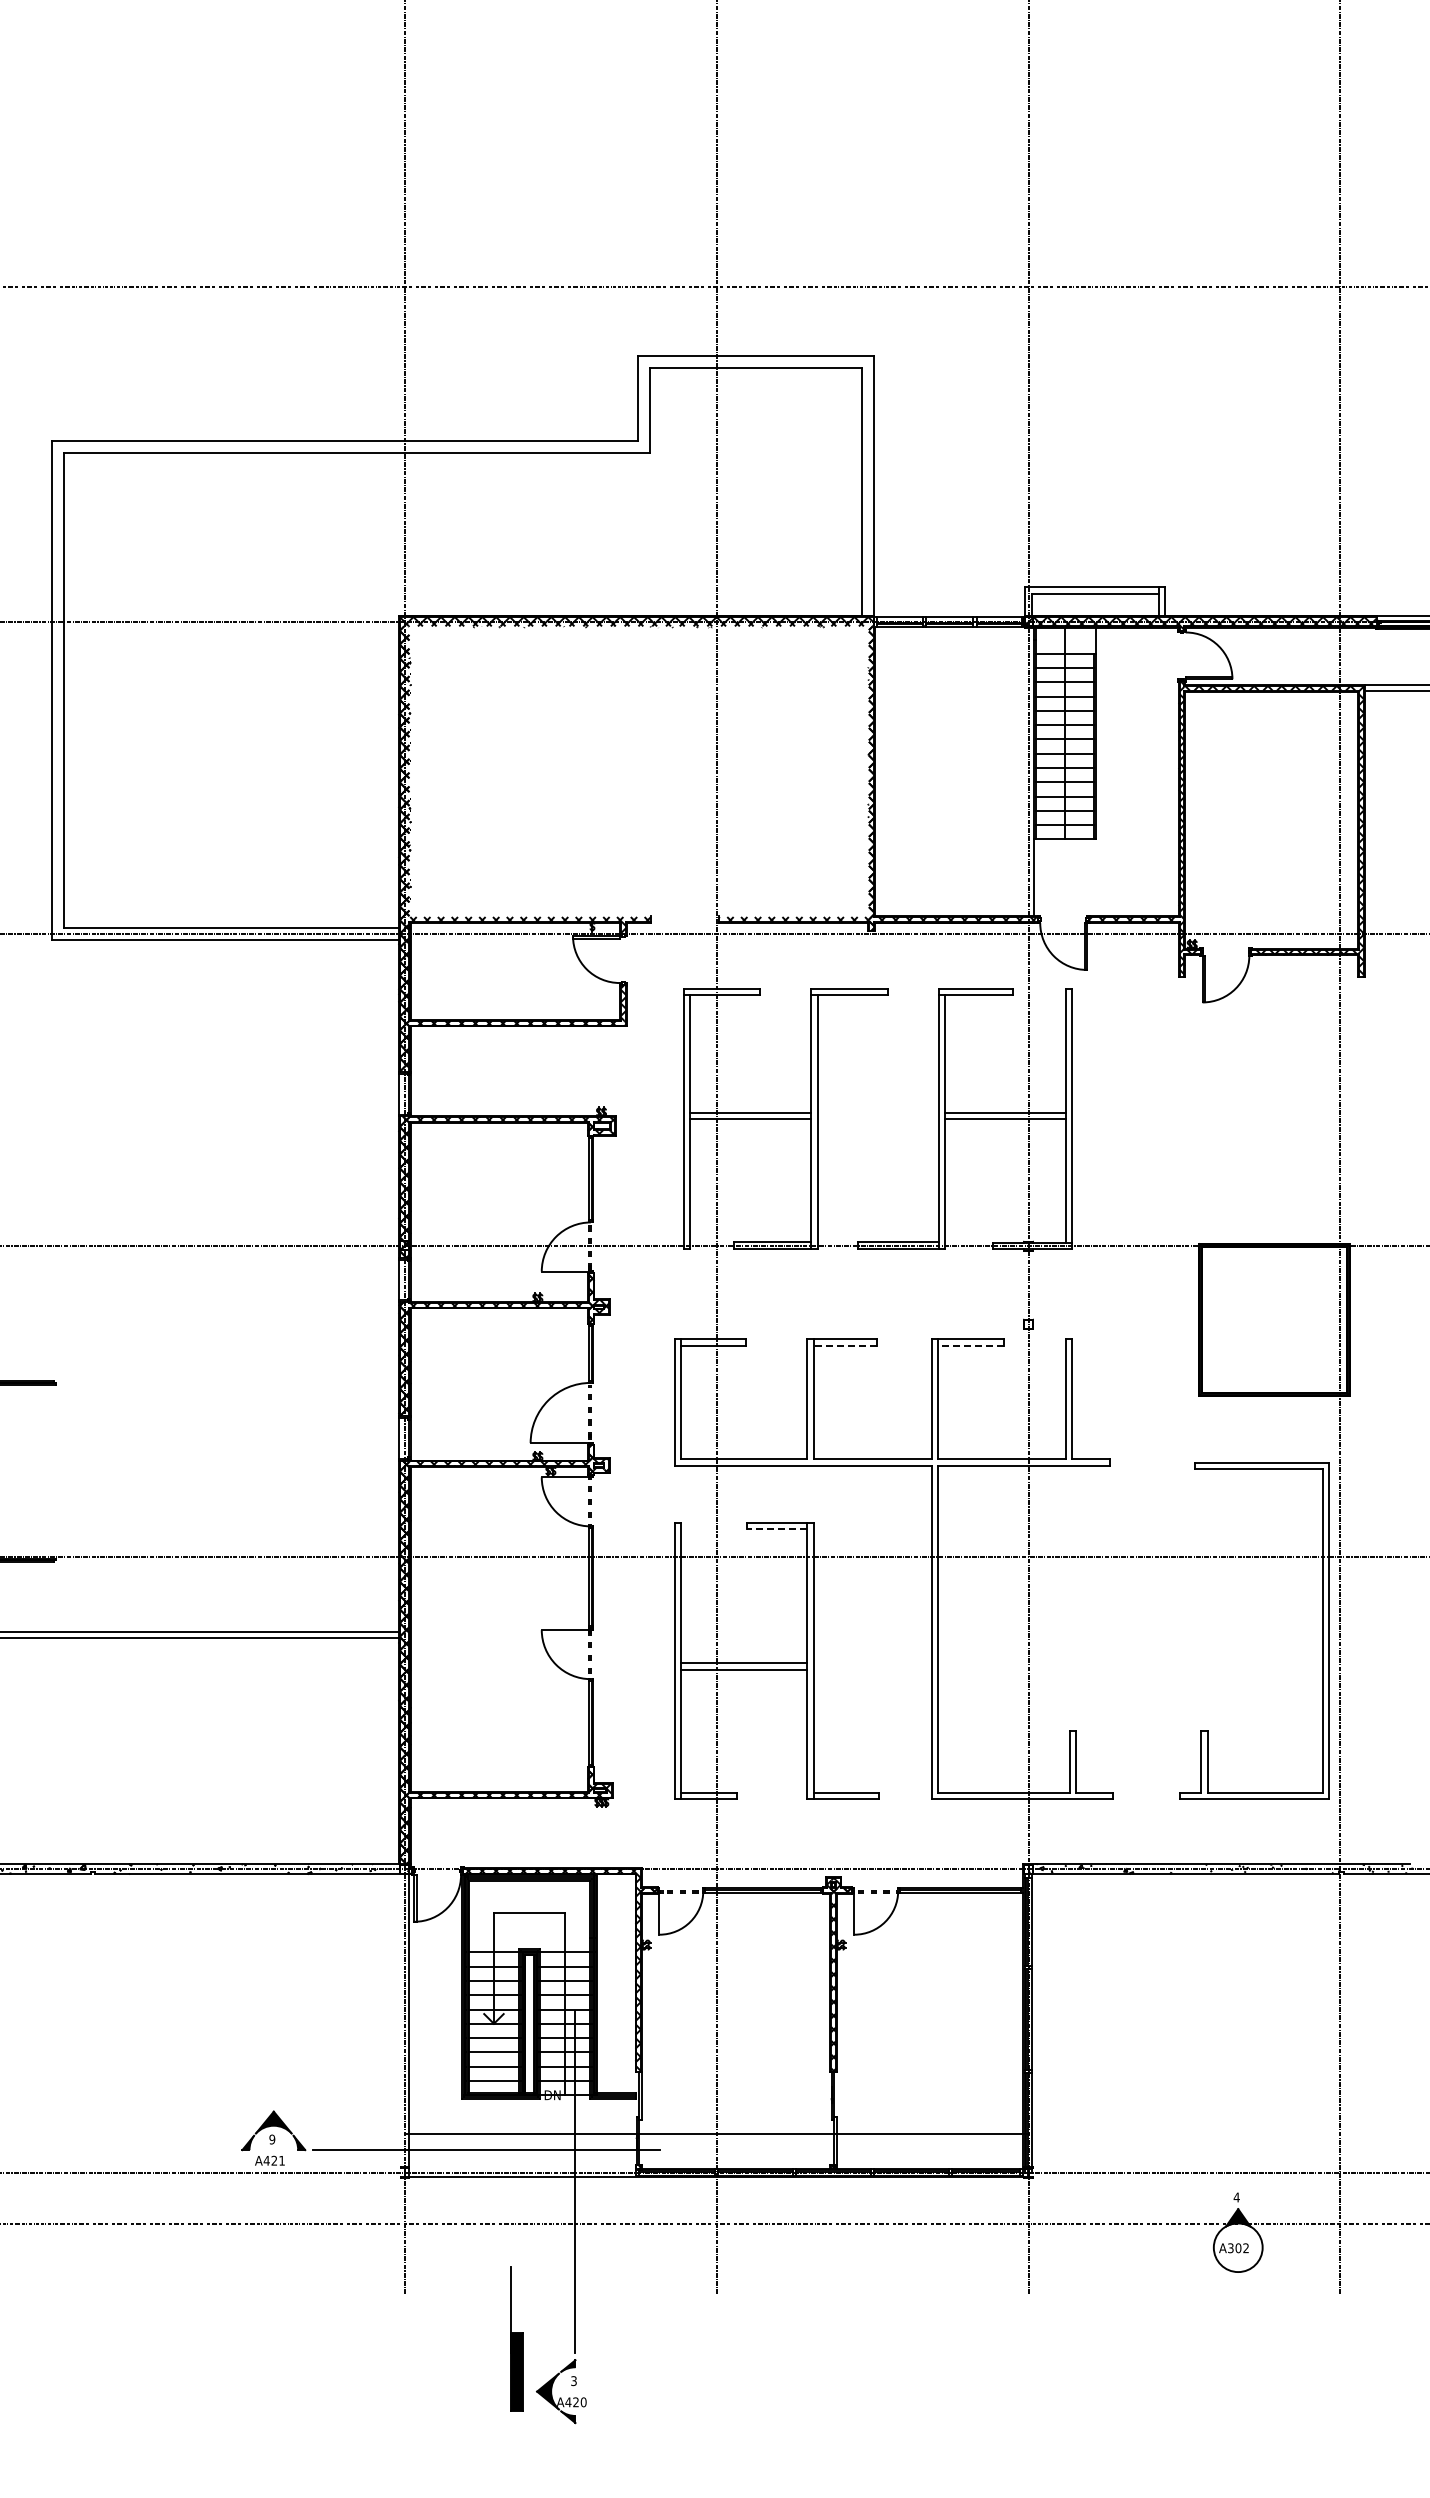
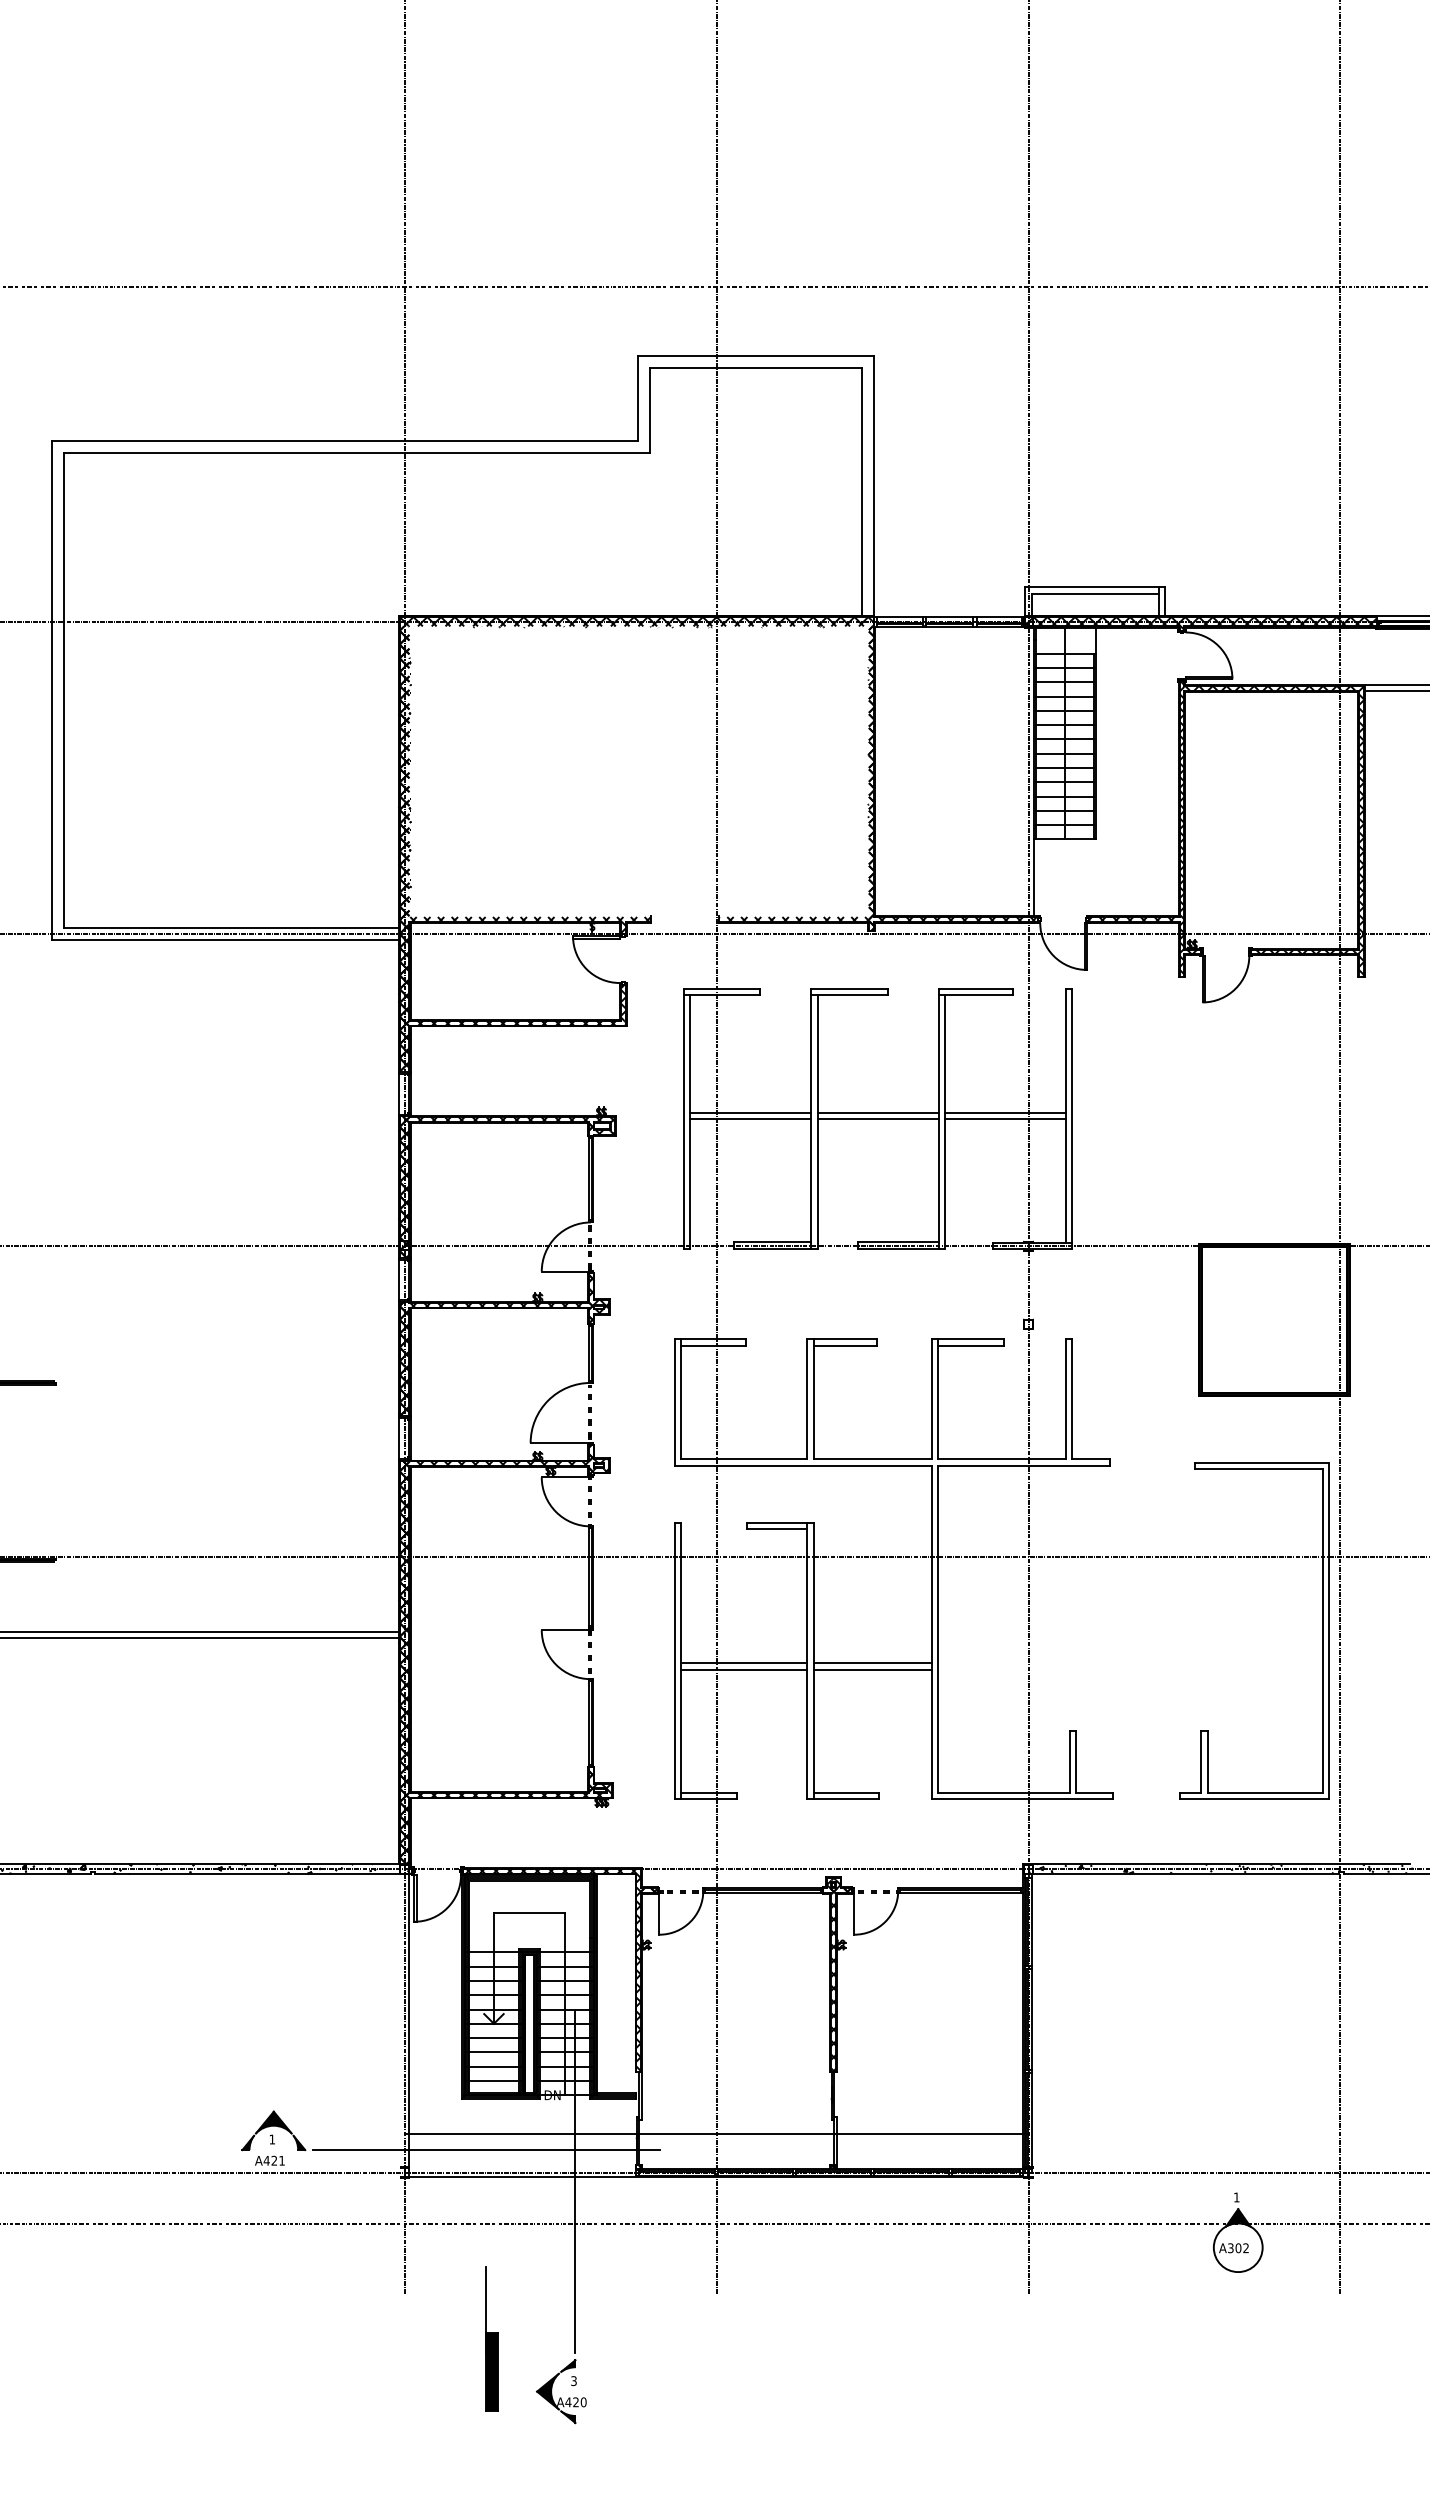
line: none -> present (877, 1113)
line: none -> present (877, 1119)
line: dashed -> solid (845, 1345)
line: dashed -> solid (971, 1345)
line: dashed -> solid (776, 1529)
line: none -> present (872, 1663)
line: none -> present (872, 1669)
text: 9 -> 1 (272, 2139)
text: 4 -> 1 (1236, 2197)
part position: (516, 2338) -> (491, 2338) (491, 2338)
